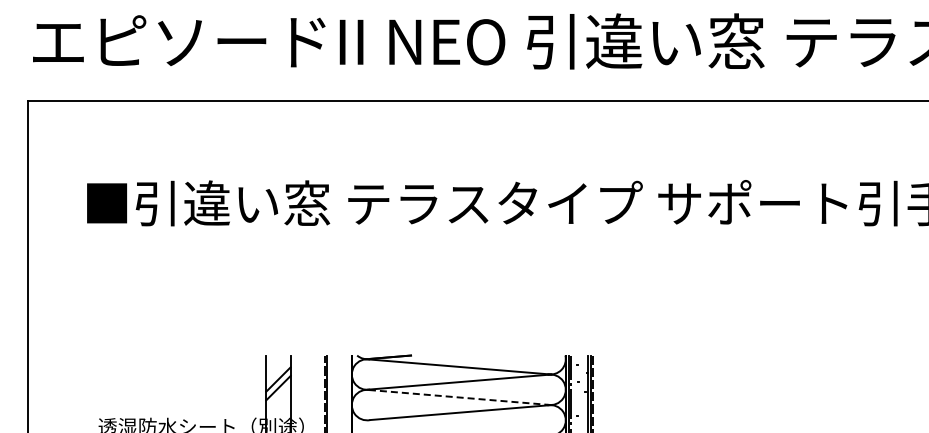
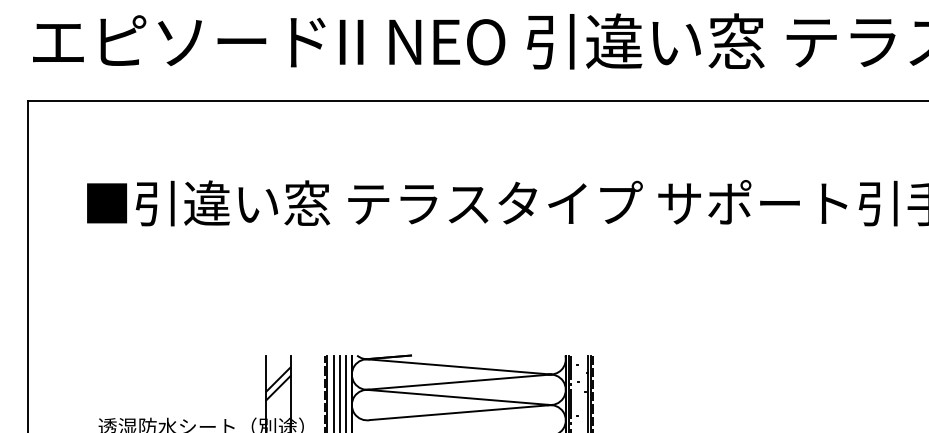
line: none -> present (333, 392)
line: none -> present (339, 392)
line: none -> present (345, 392)
line: dashed -> solid (458, 397)
